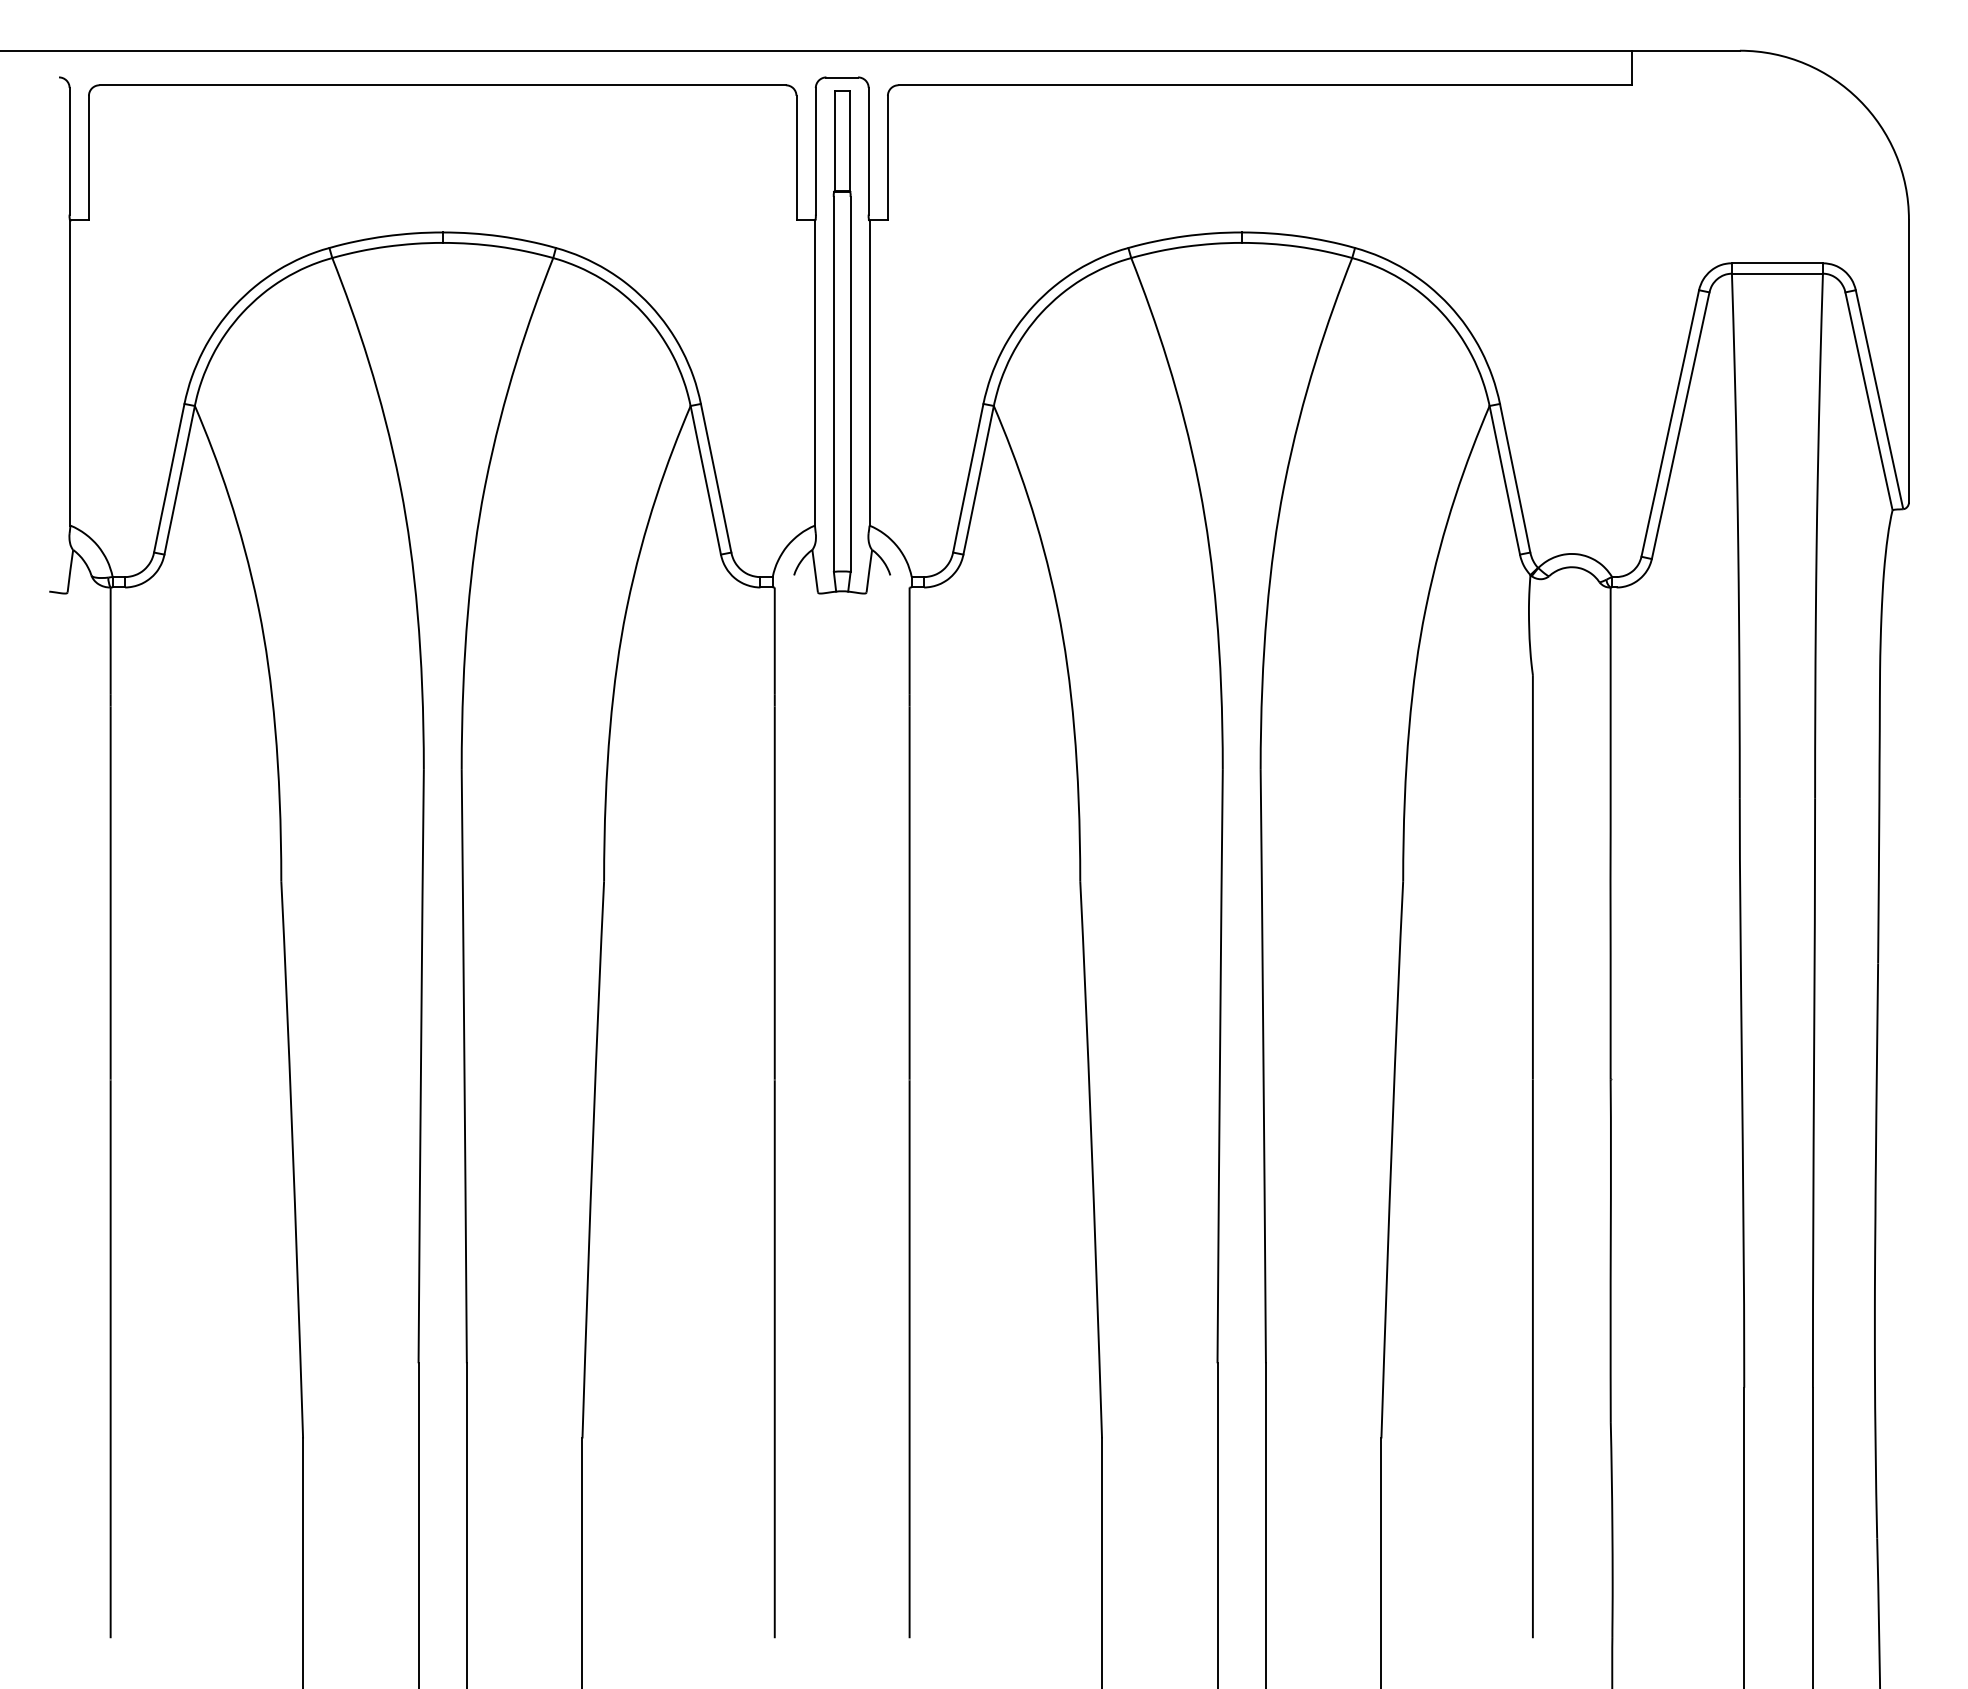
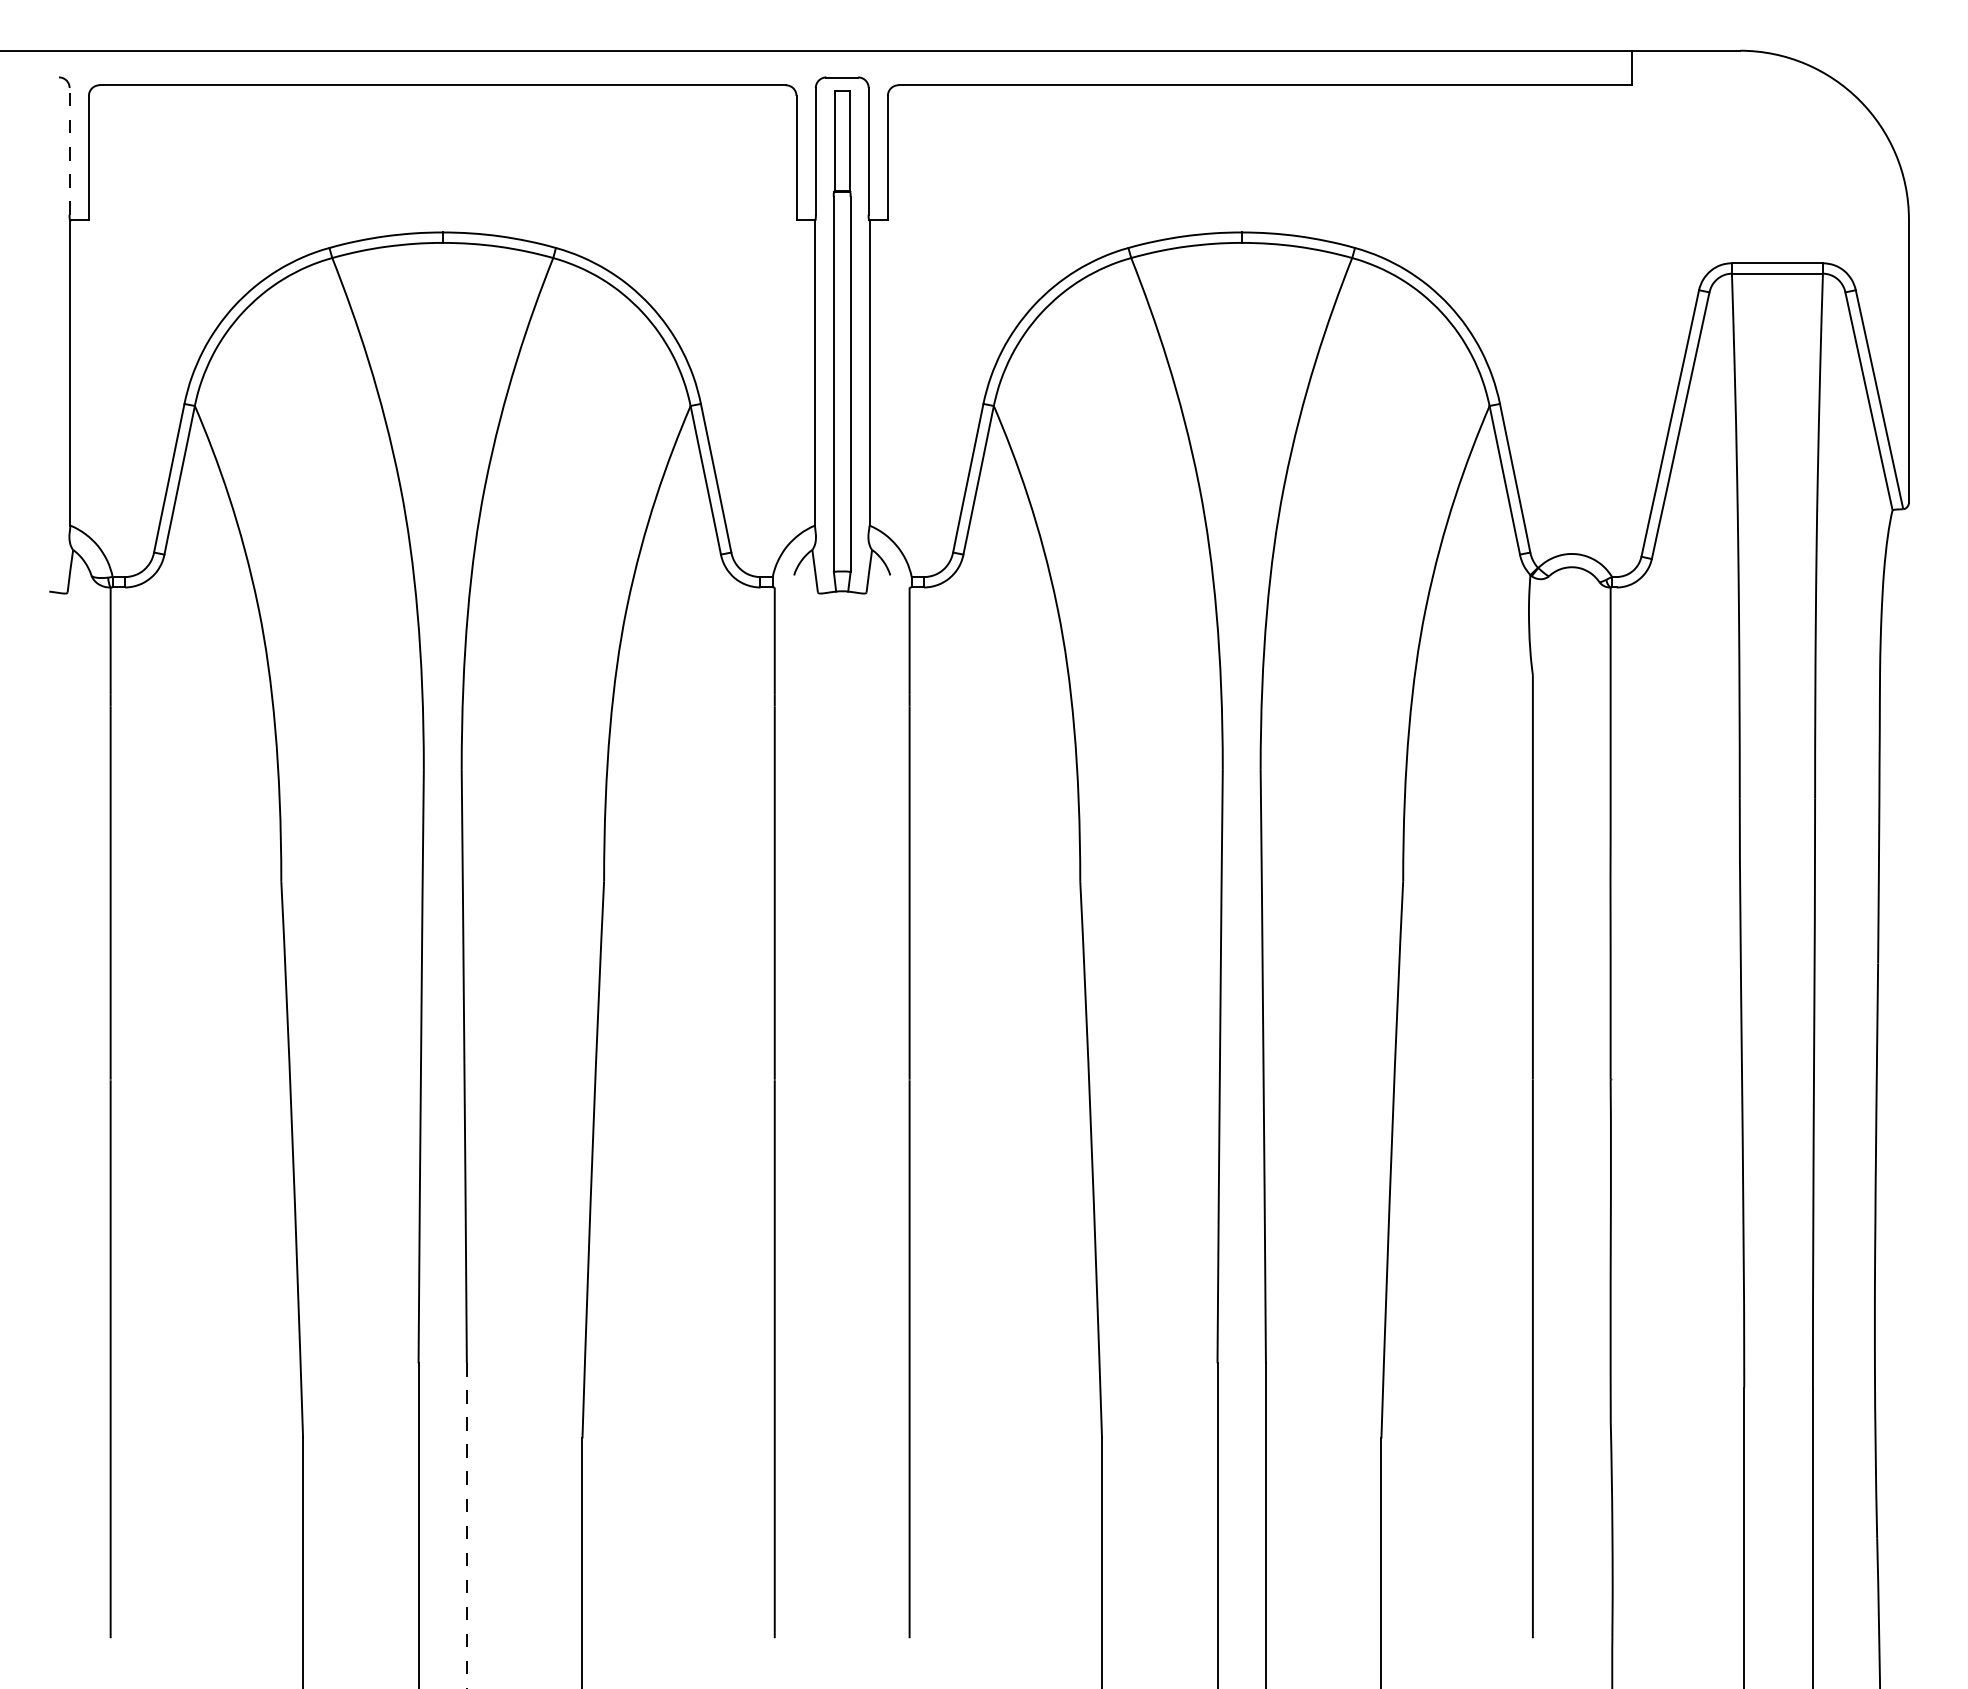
line: solid -> dashed (69, 150)
line: solid -> dashed (466, 1526)
